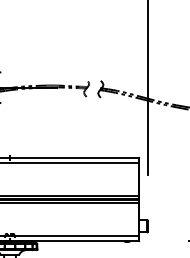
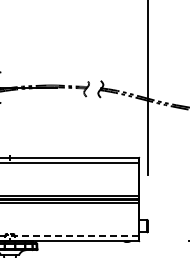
line: solid -> dashed (69, 236)
